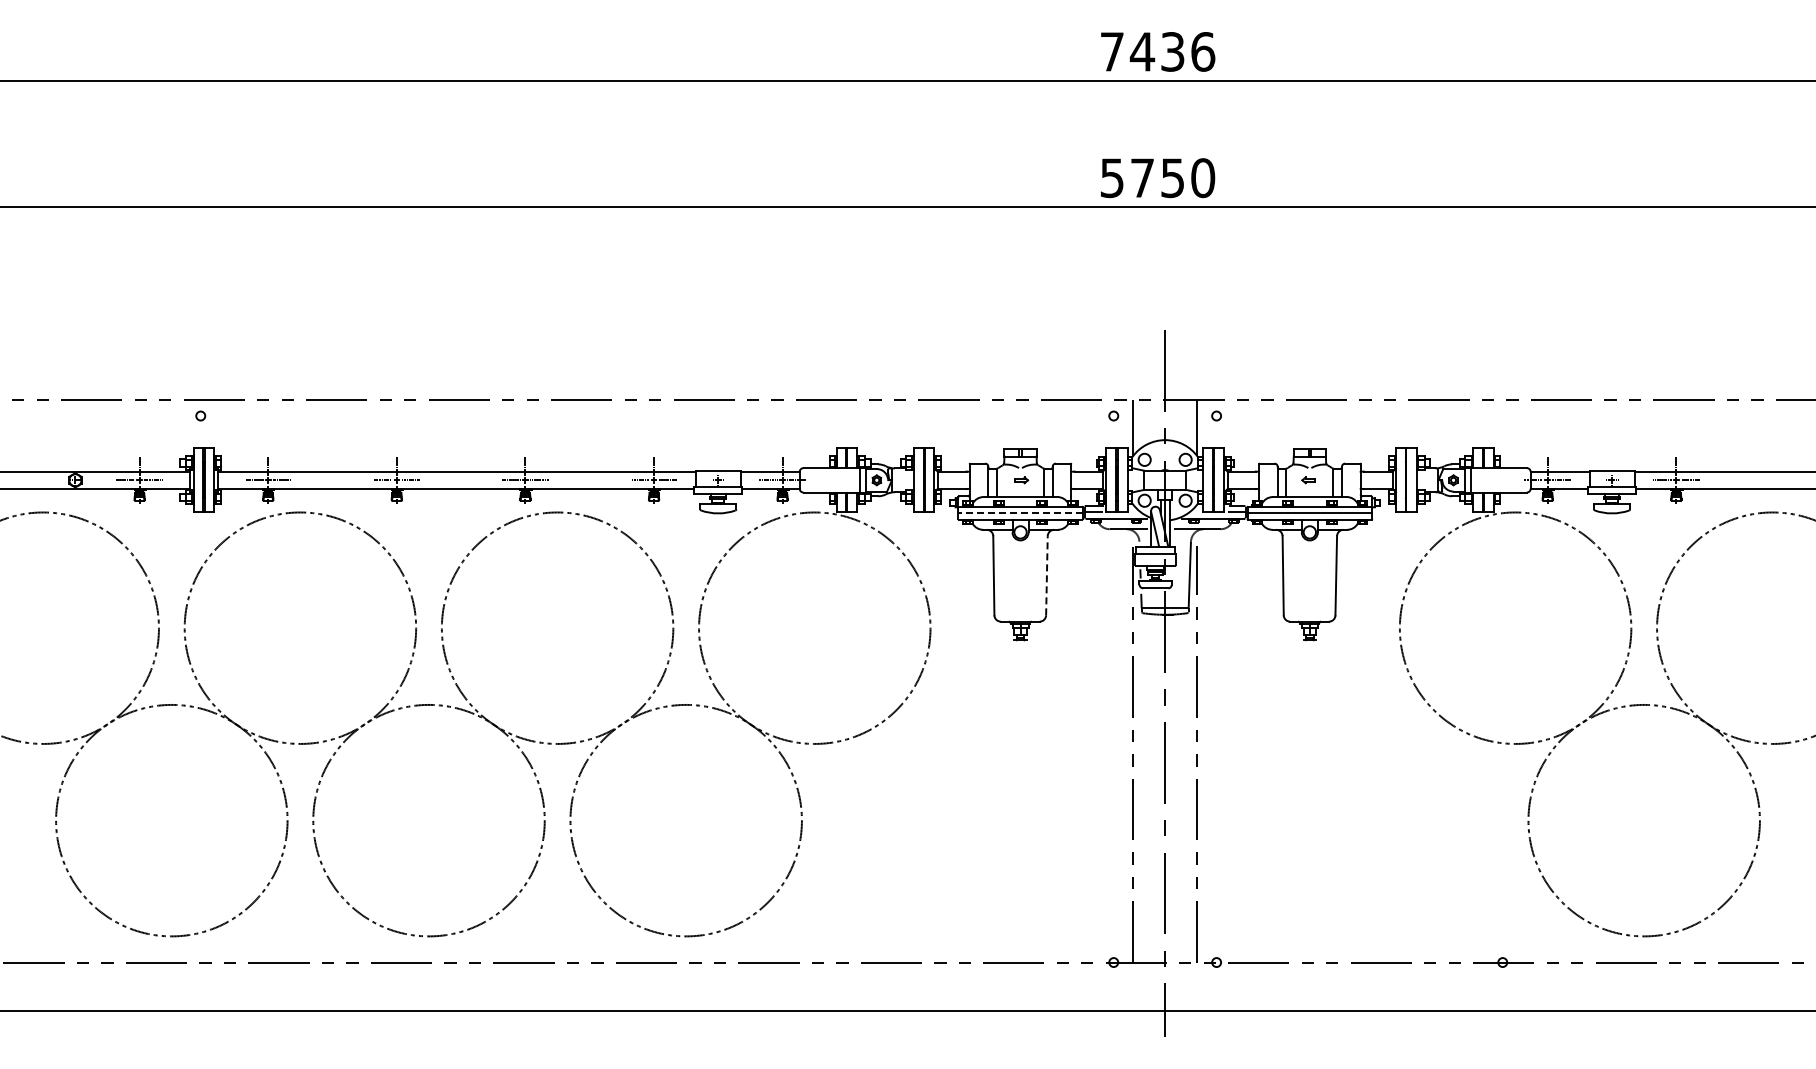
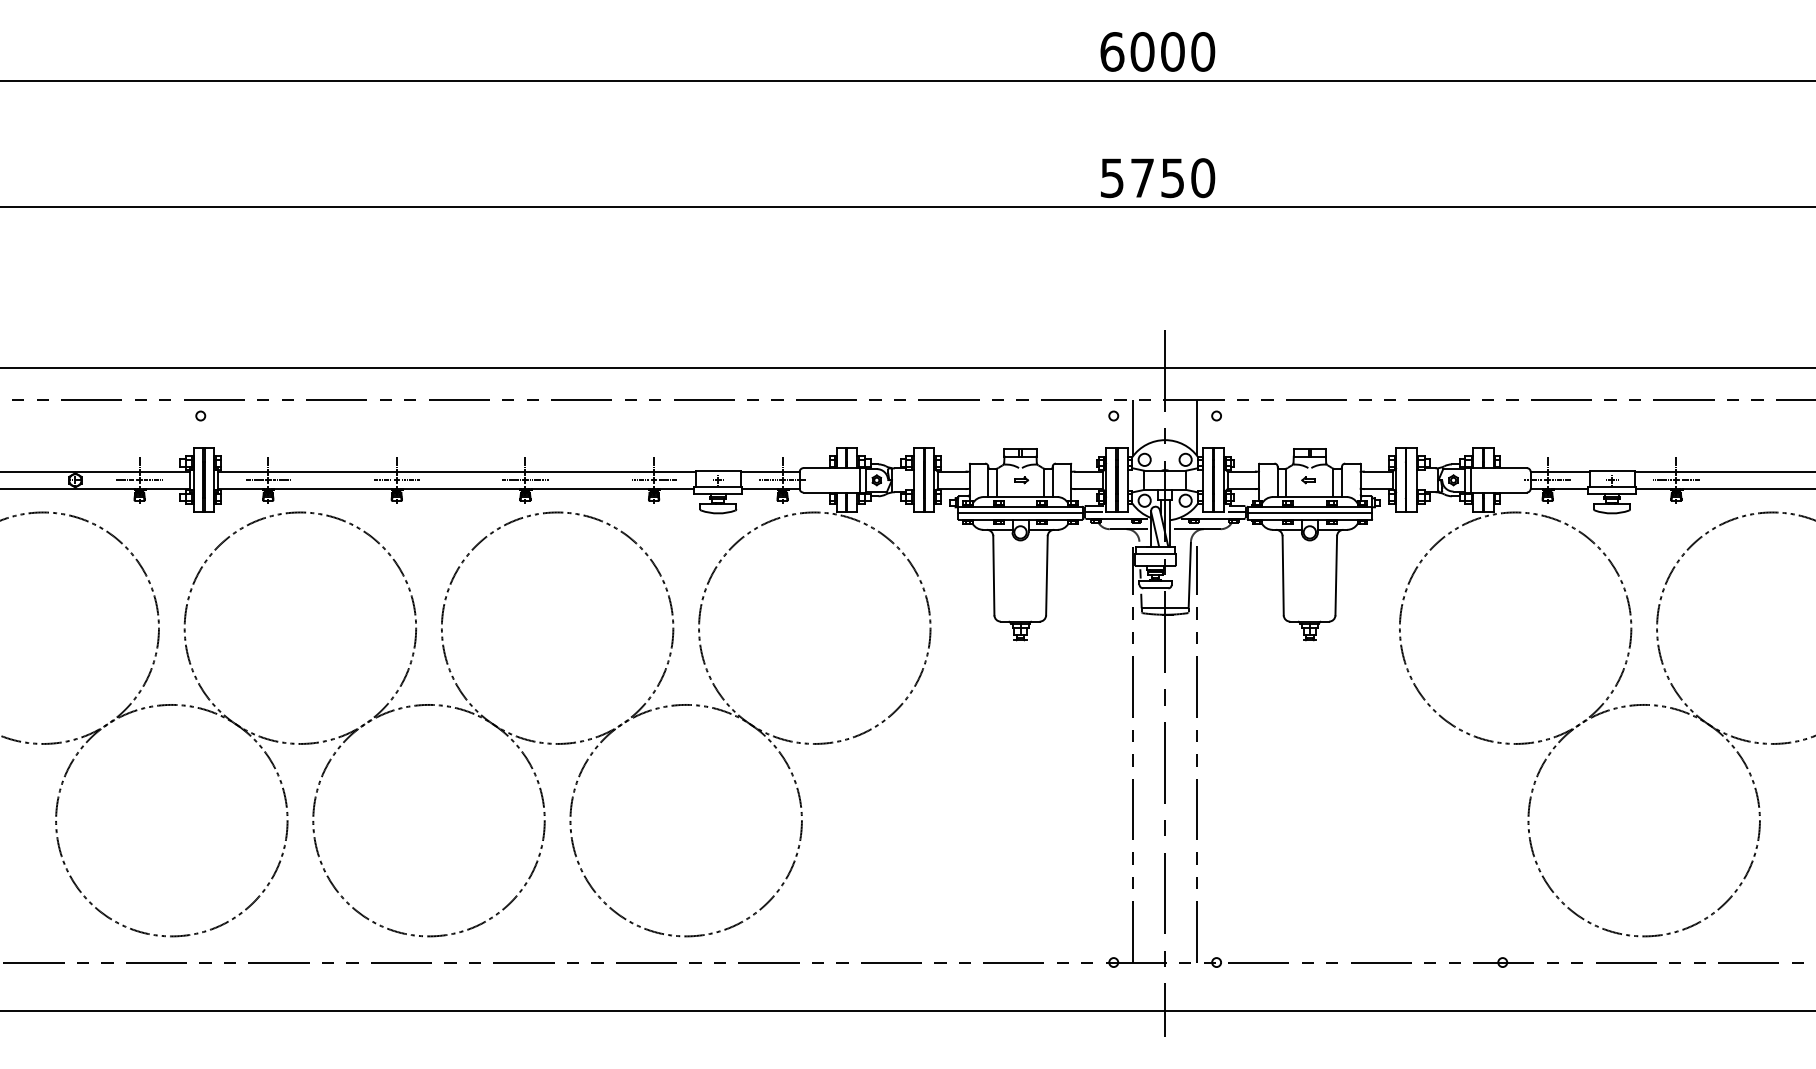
text: 7436 -> 6000 (1157, 51)
line: none -> present (907, 367)
line: dashed -> solid (1020, 513)
line: dashed -> solid (1046, 575)
